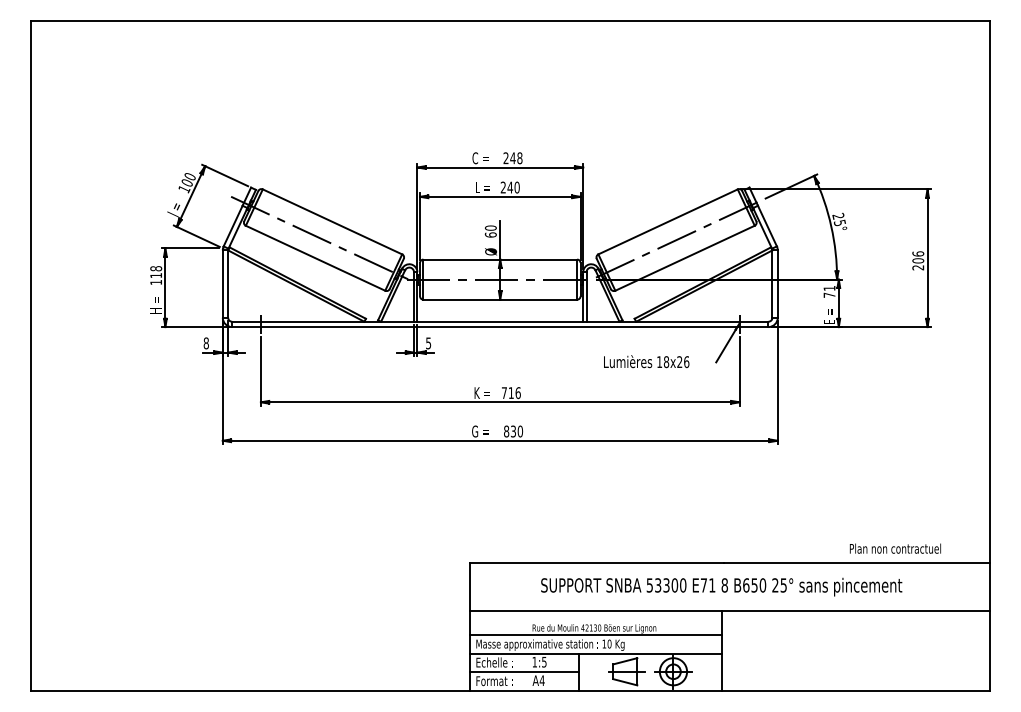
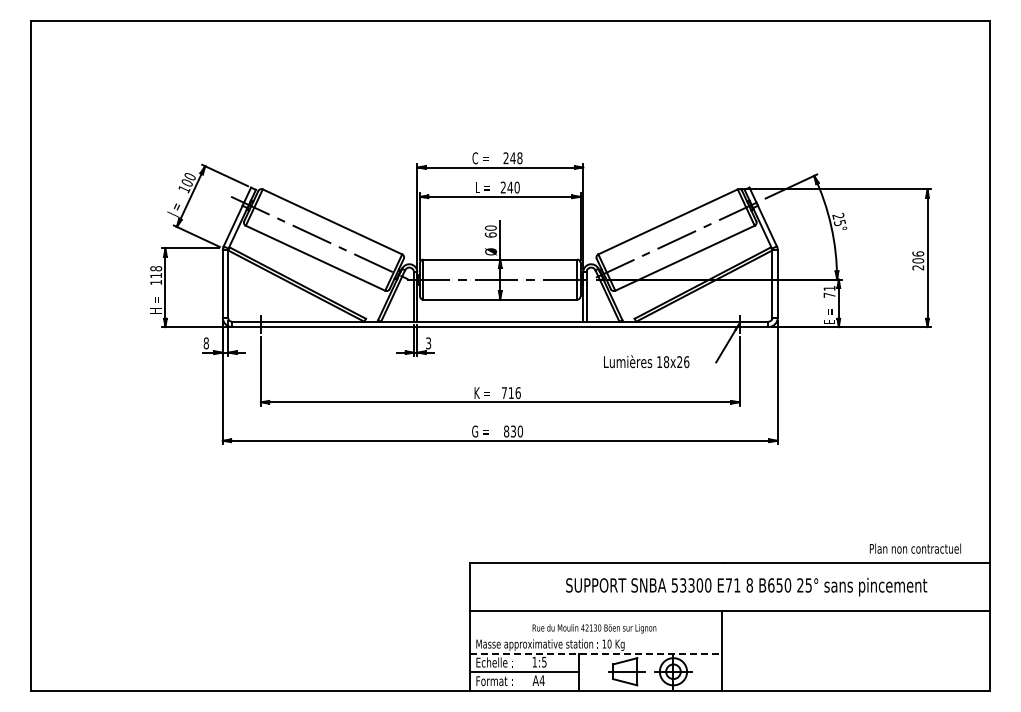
text: 5 -> 3 (428, 342)
text position: (894, 548) -> (914, 548) (914, 548)
text position: (721, 586) -> (746, 586) (746, 586)
line: present -> none (595, 635)
line: solid -> dashed (595, 653)
